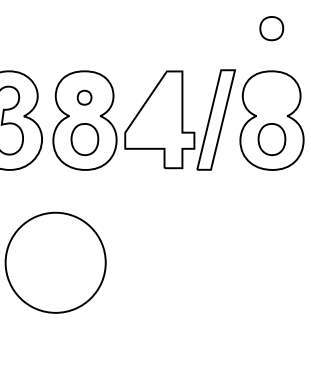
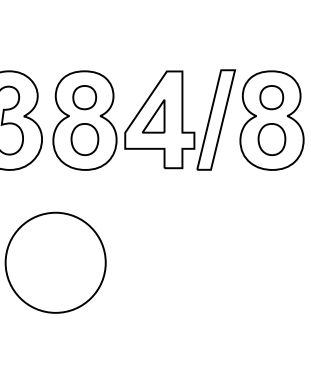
part position: (271, 28) -> (271, 97) (271, 97)
part size: 17x17 px -> 25x26 px (84, 97)
part: none -> present (153, 116)
